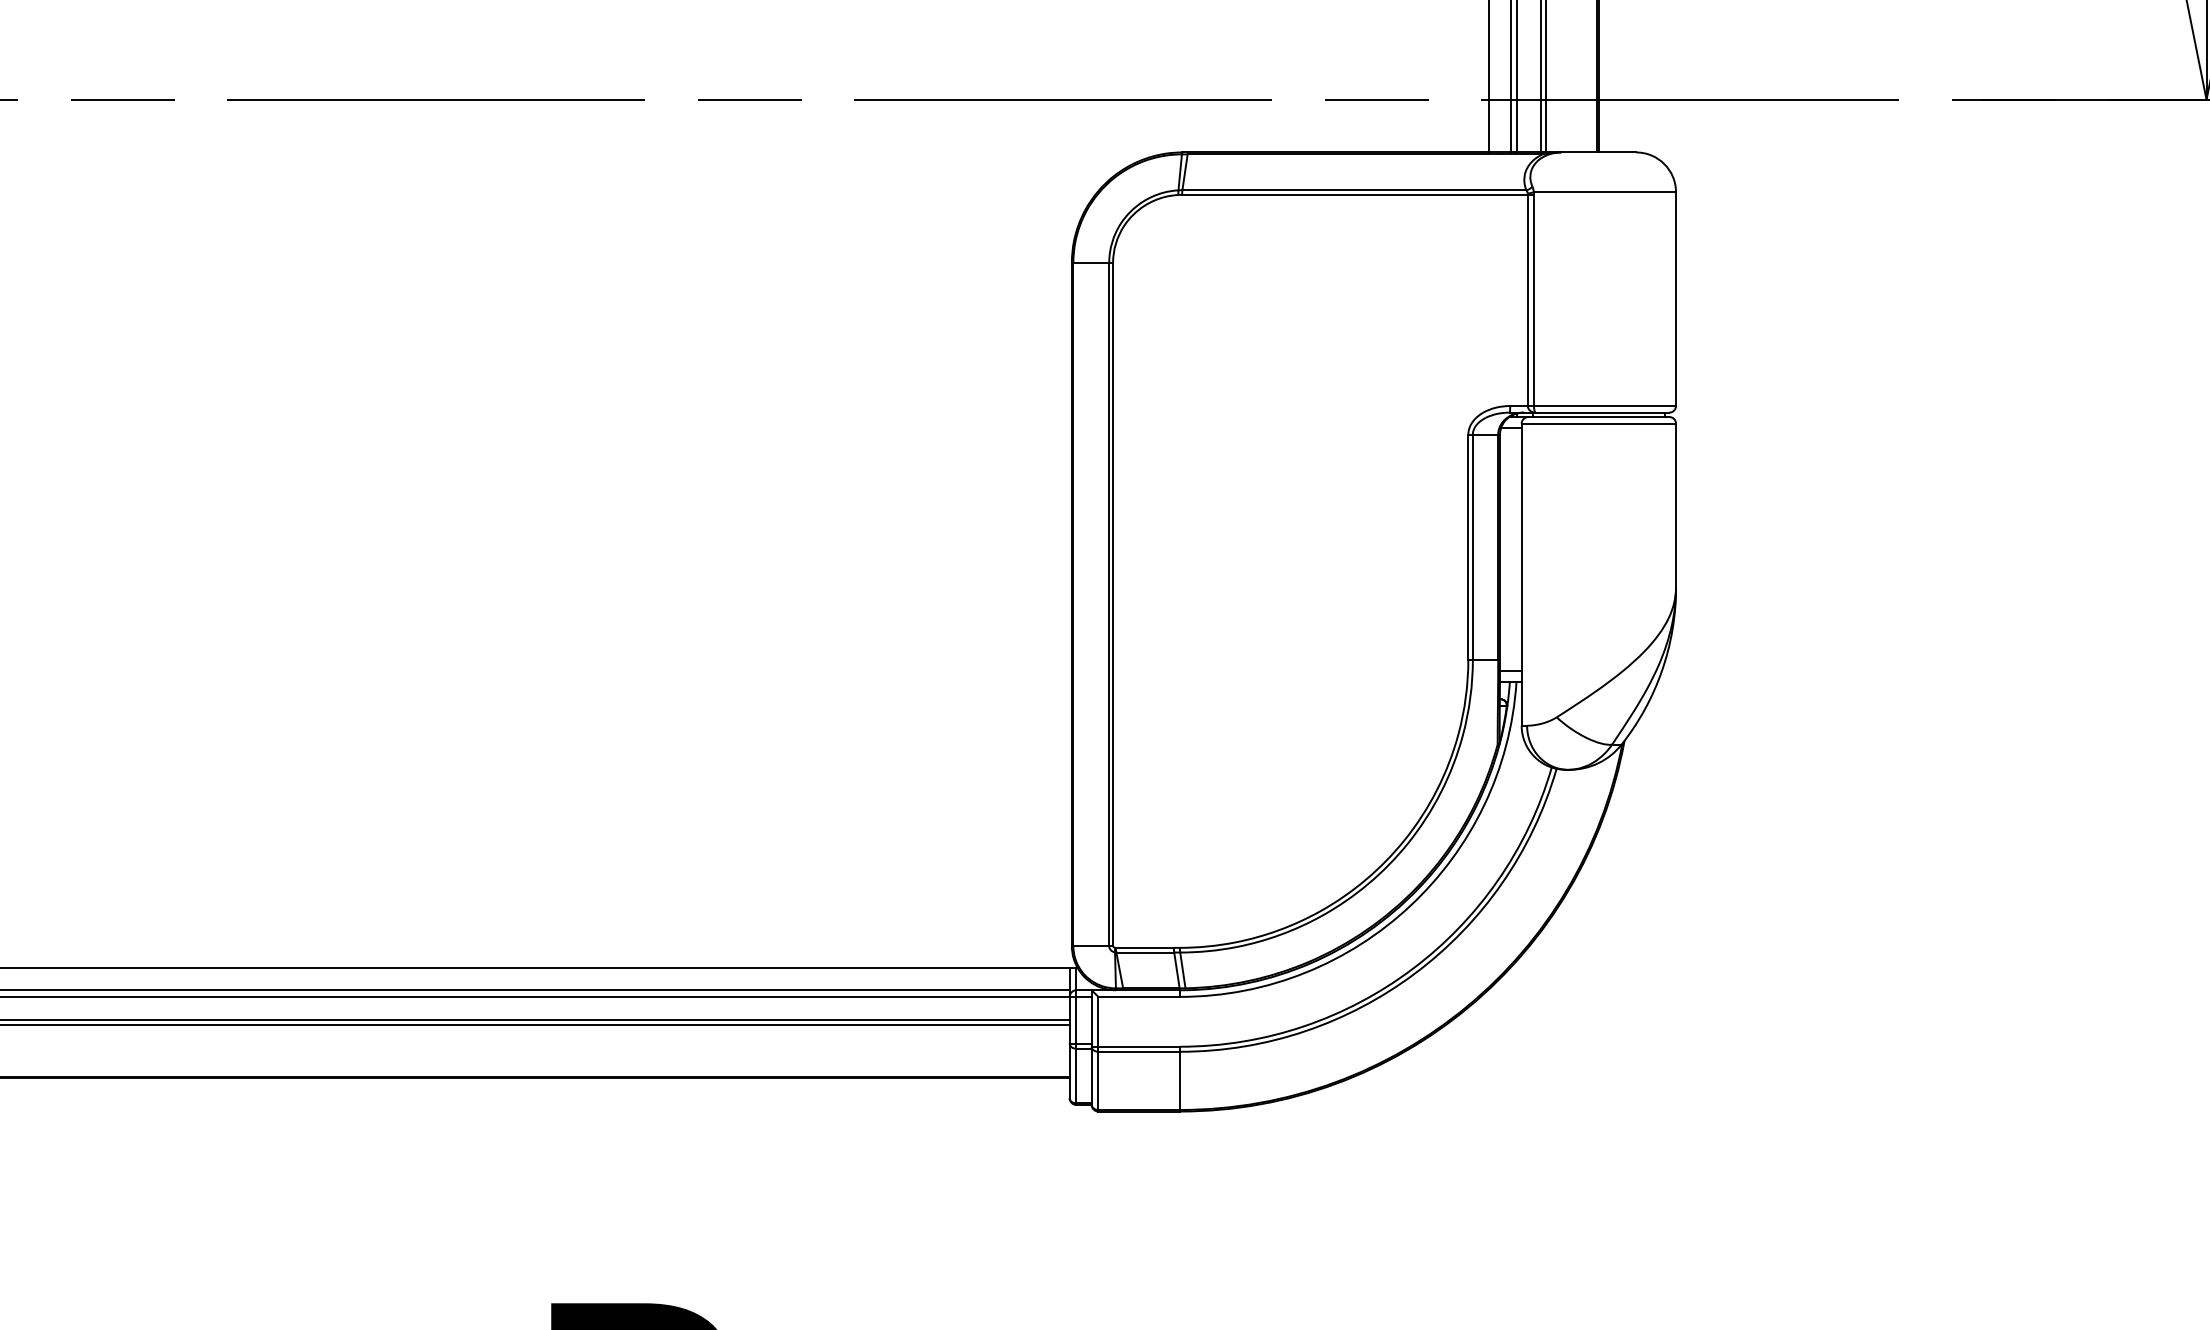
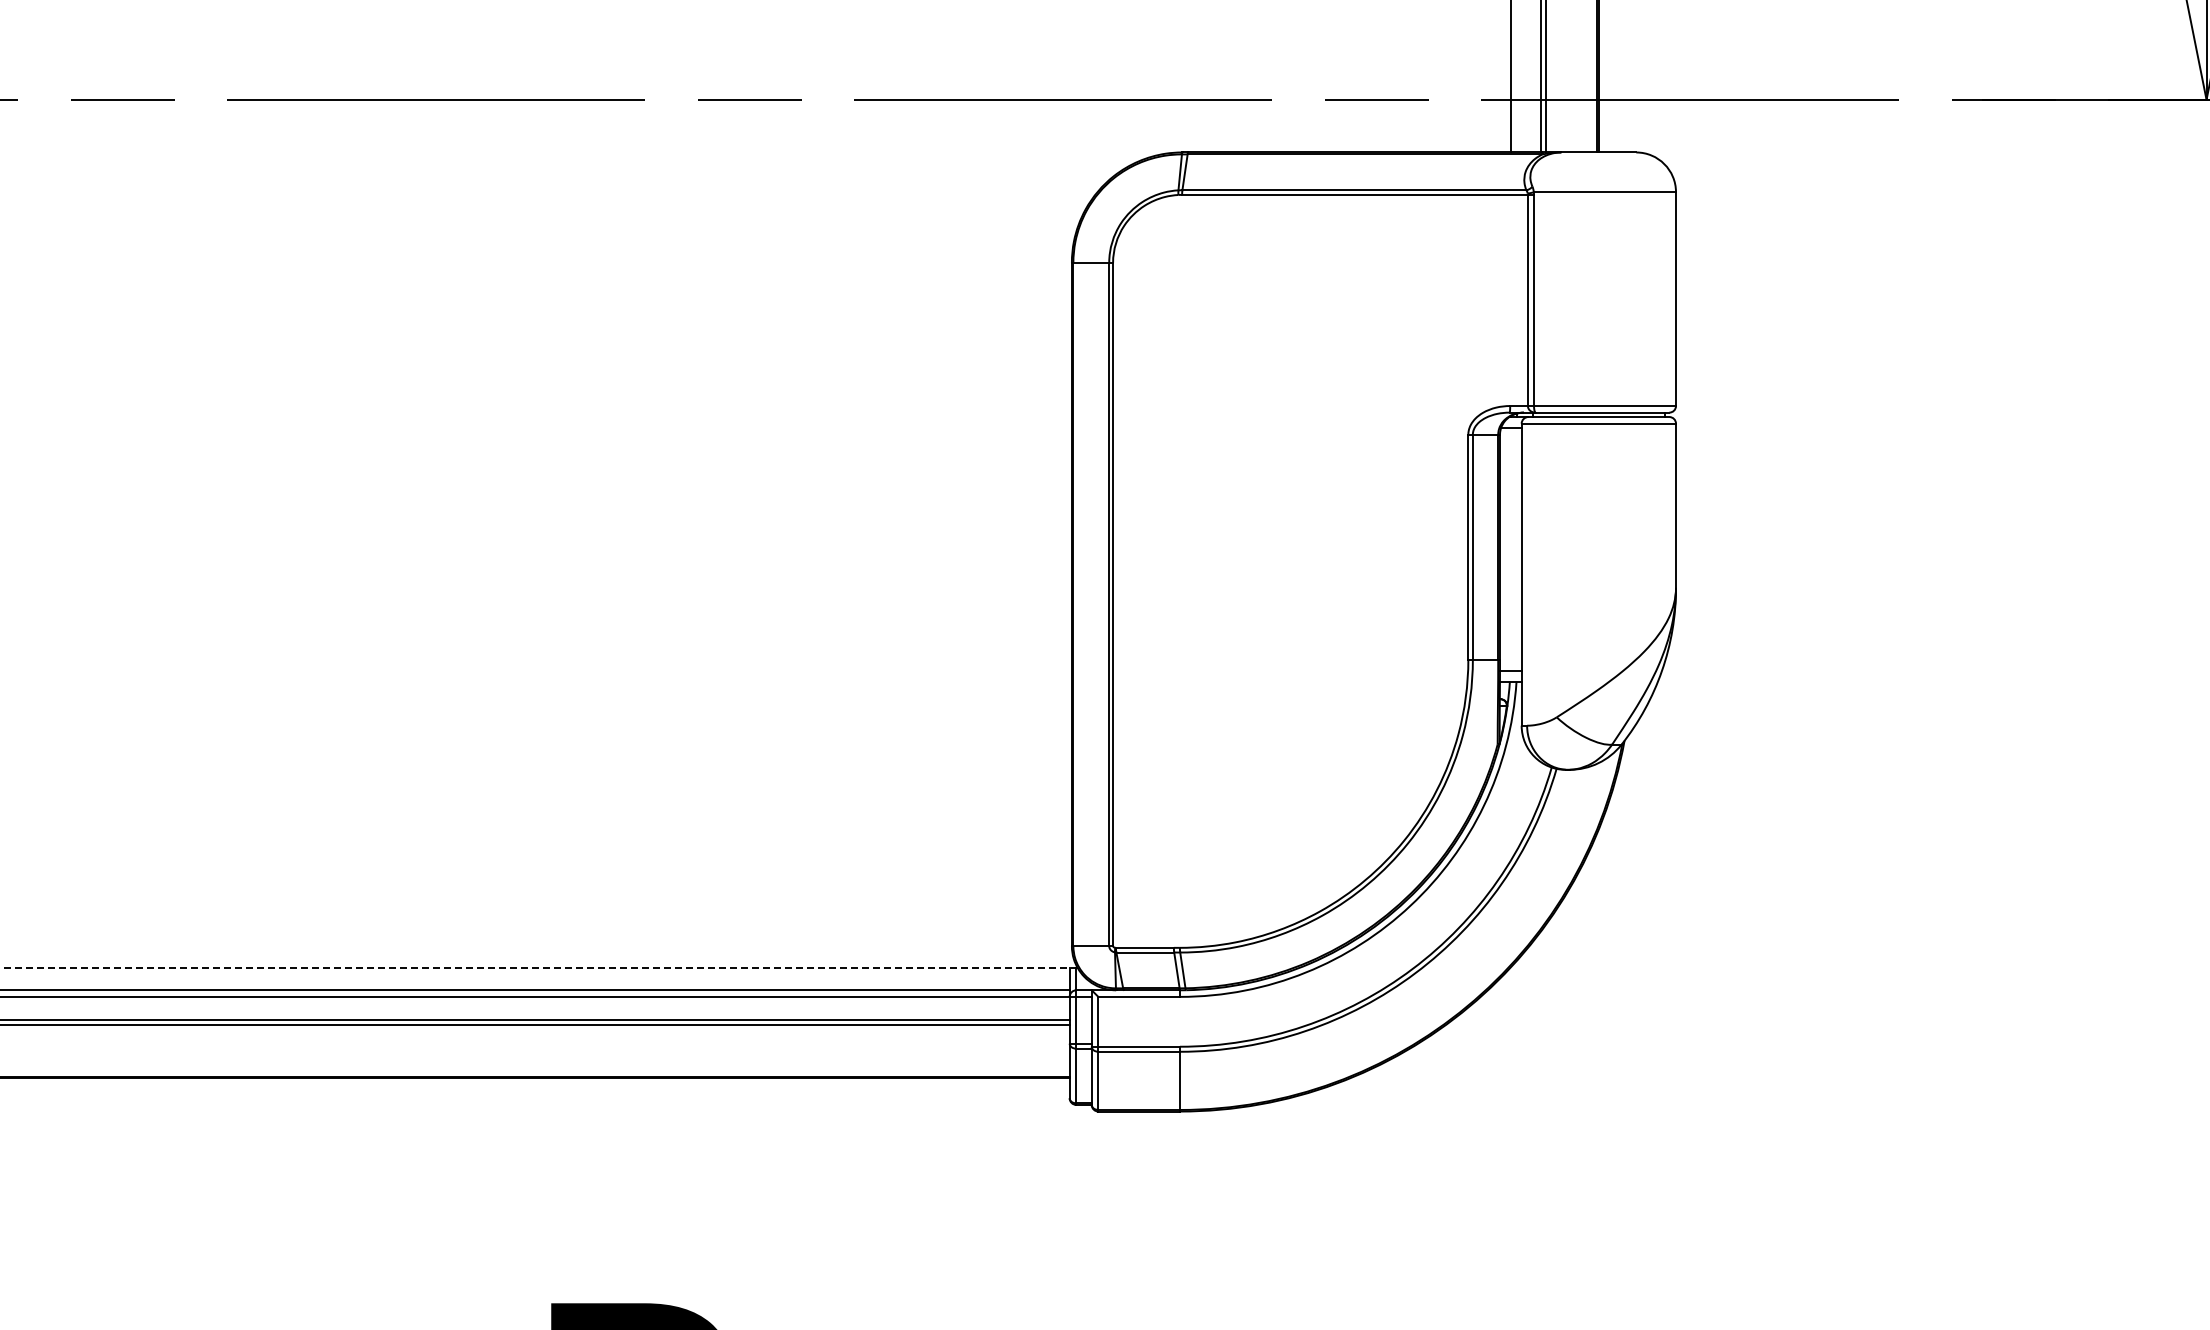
line: present -> none (1488, 77)
line: present -> none (1517, 77)
line: solid -> dashed (538, 968)
